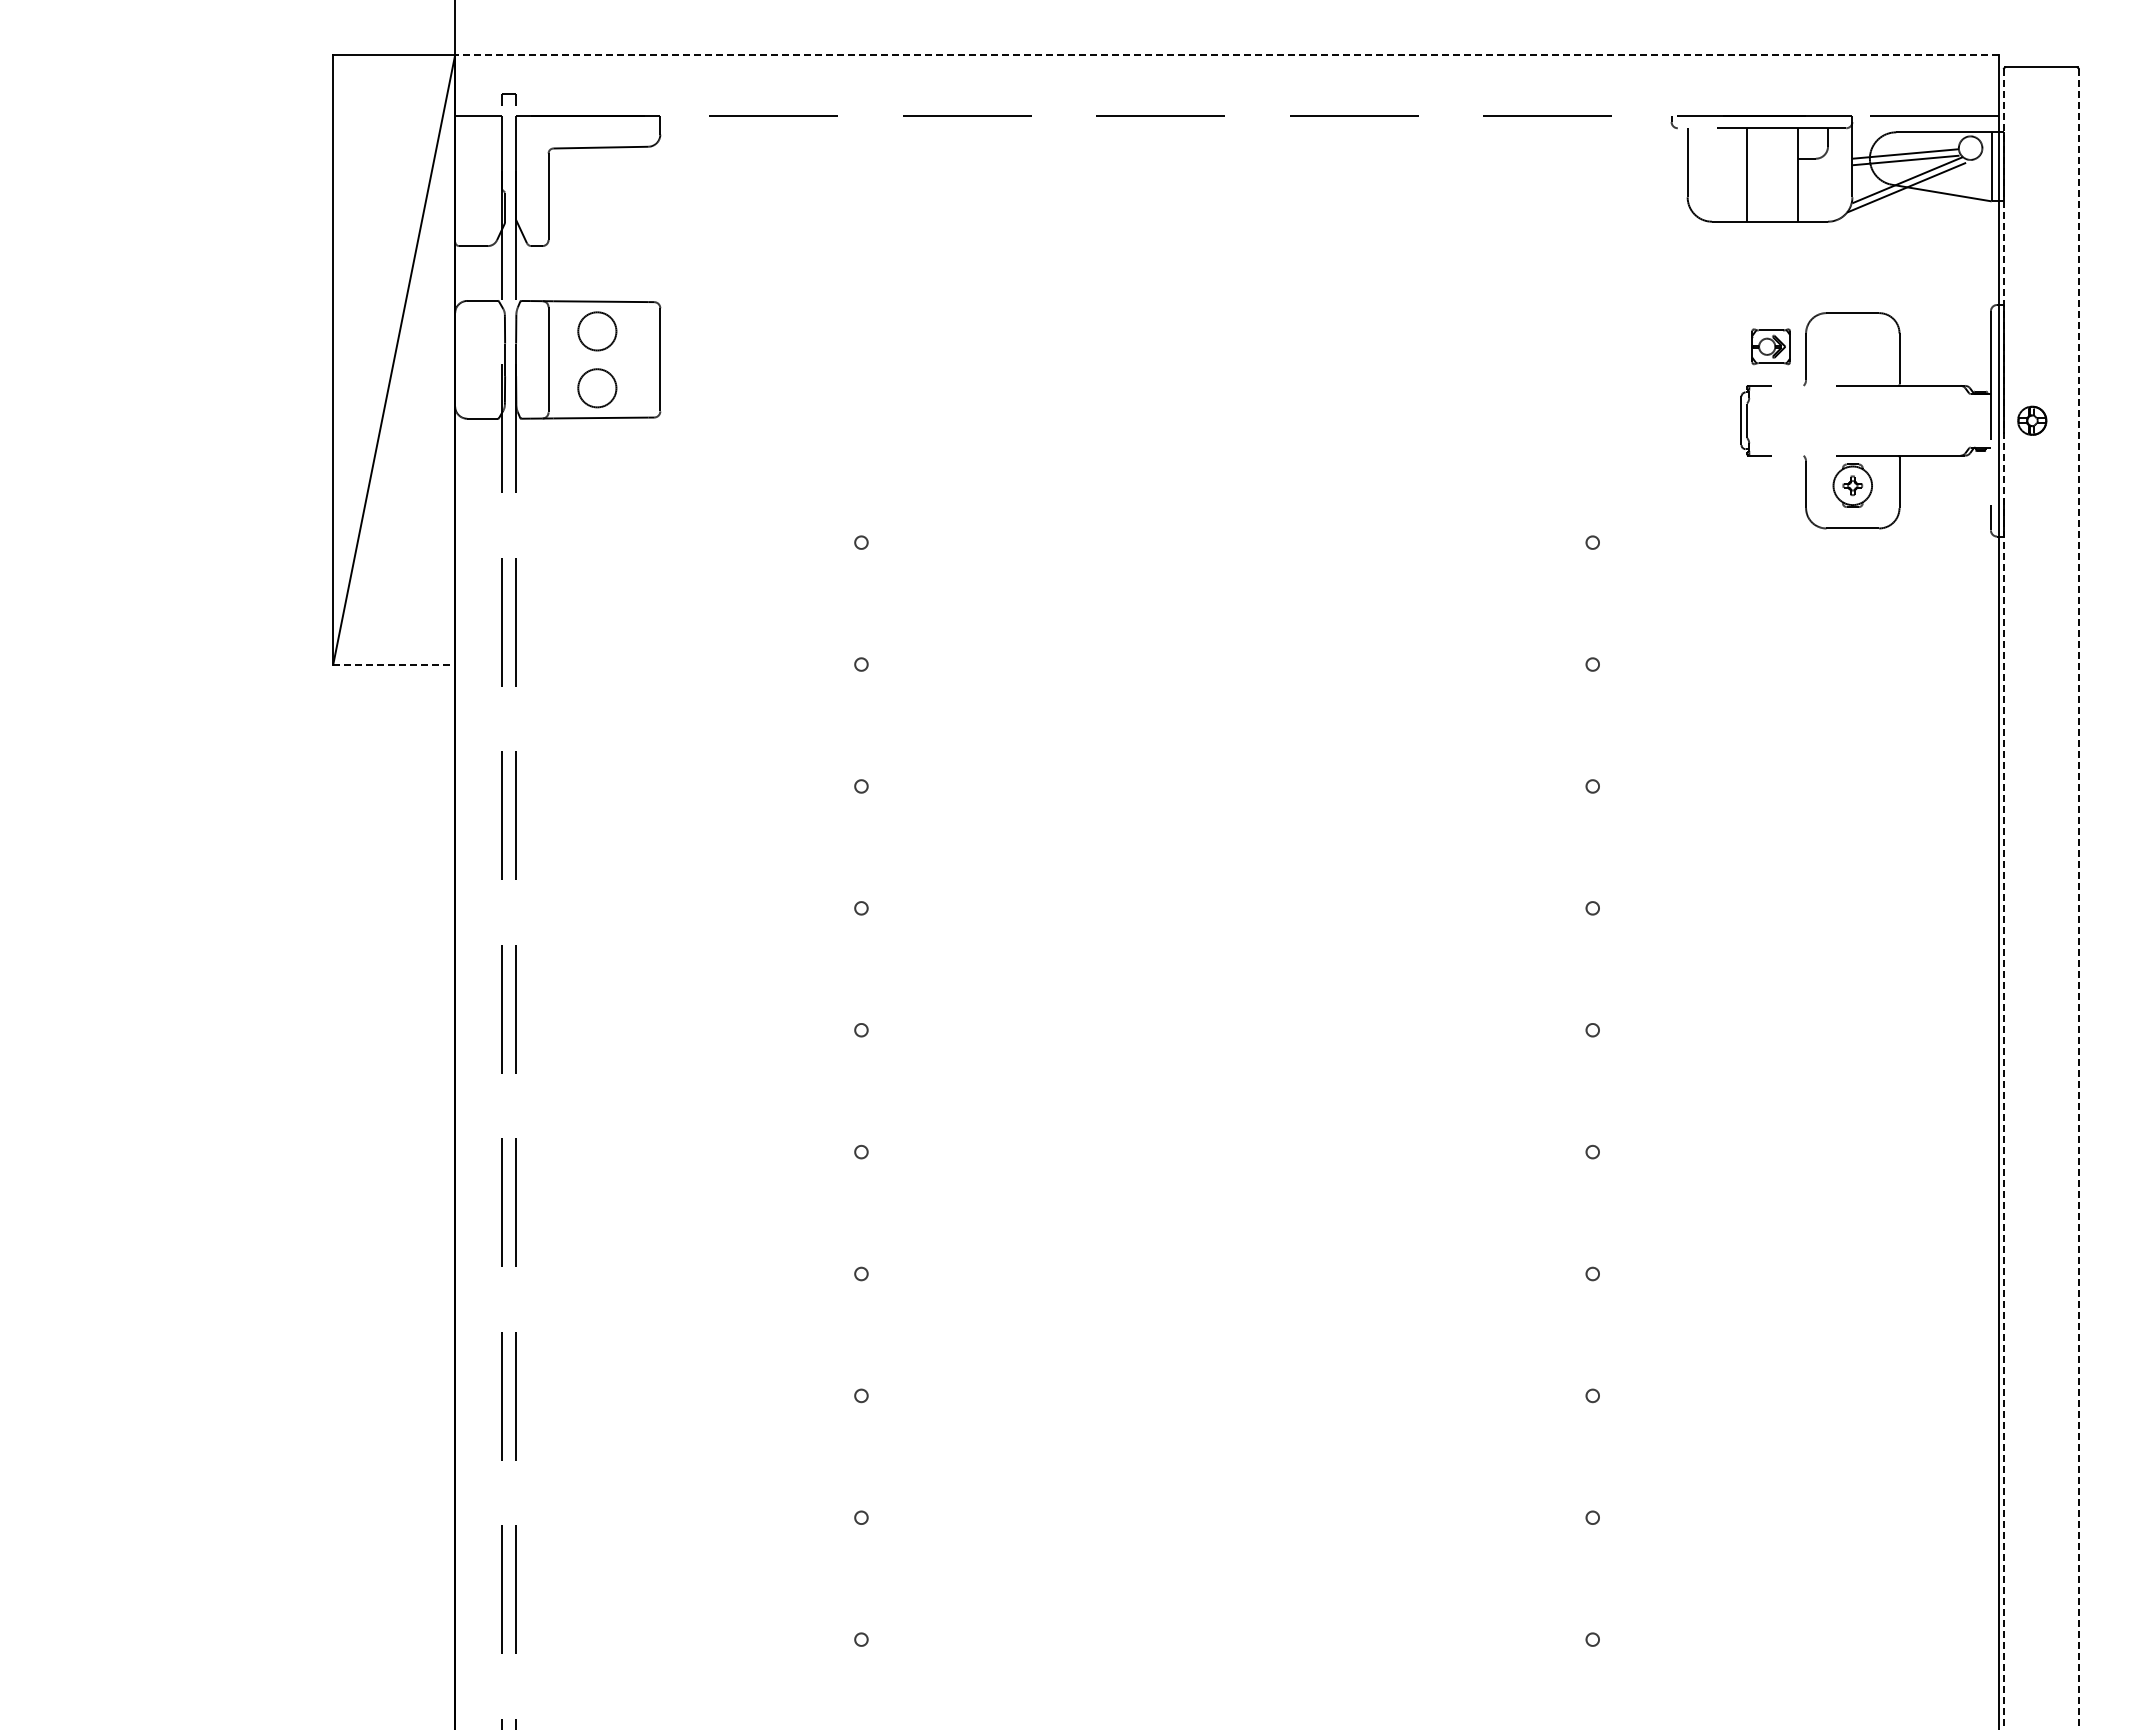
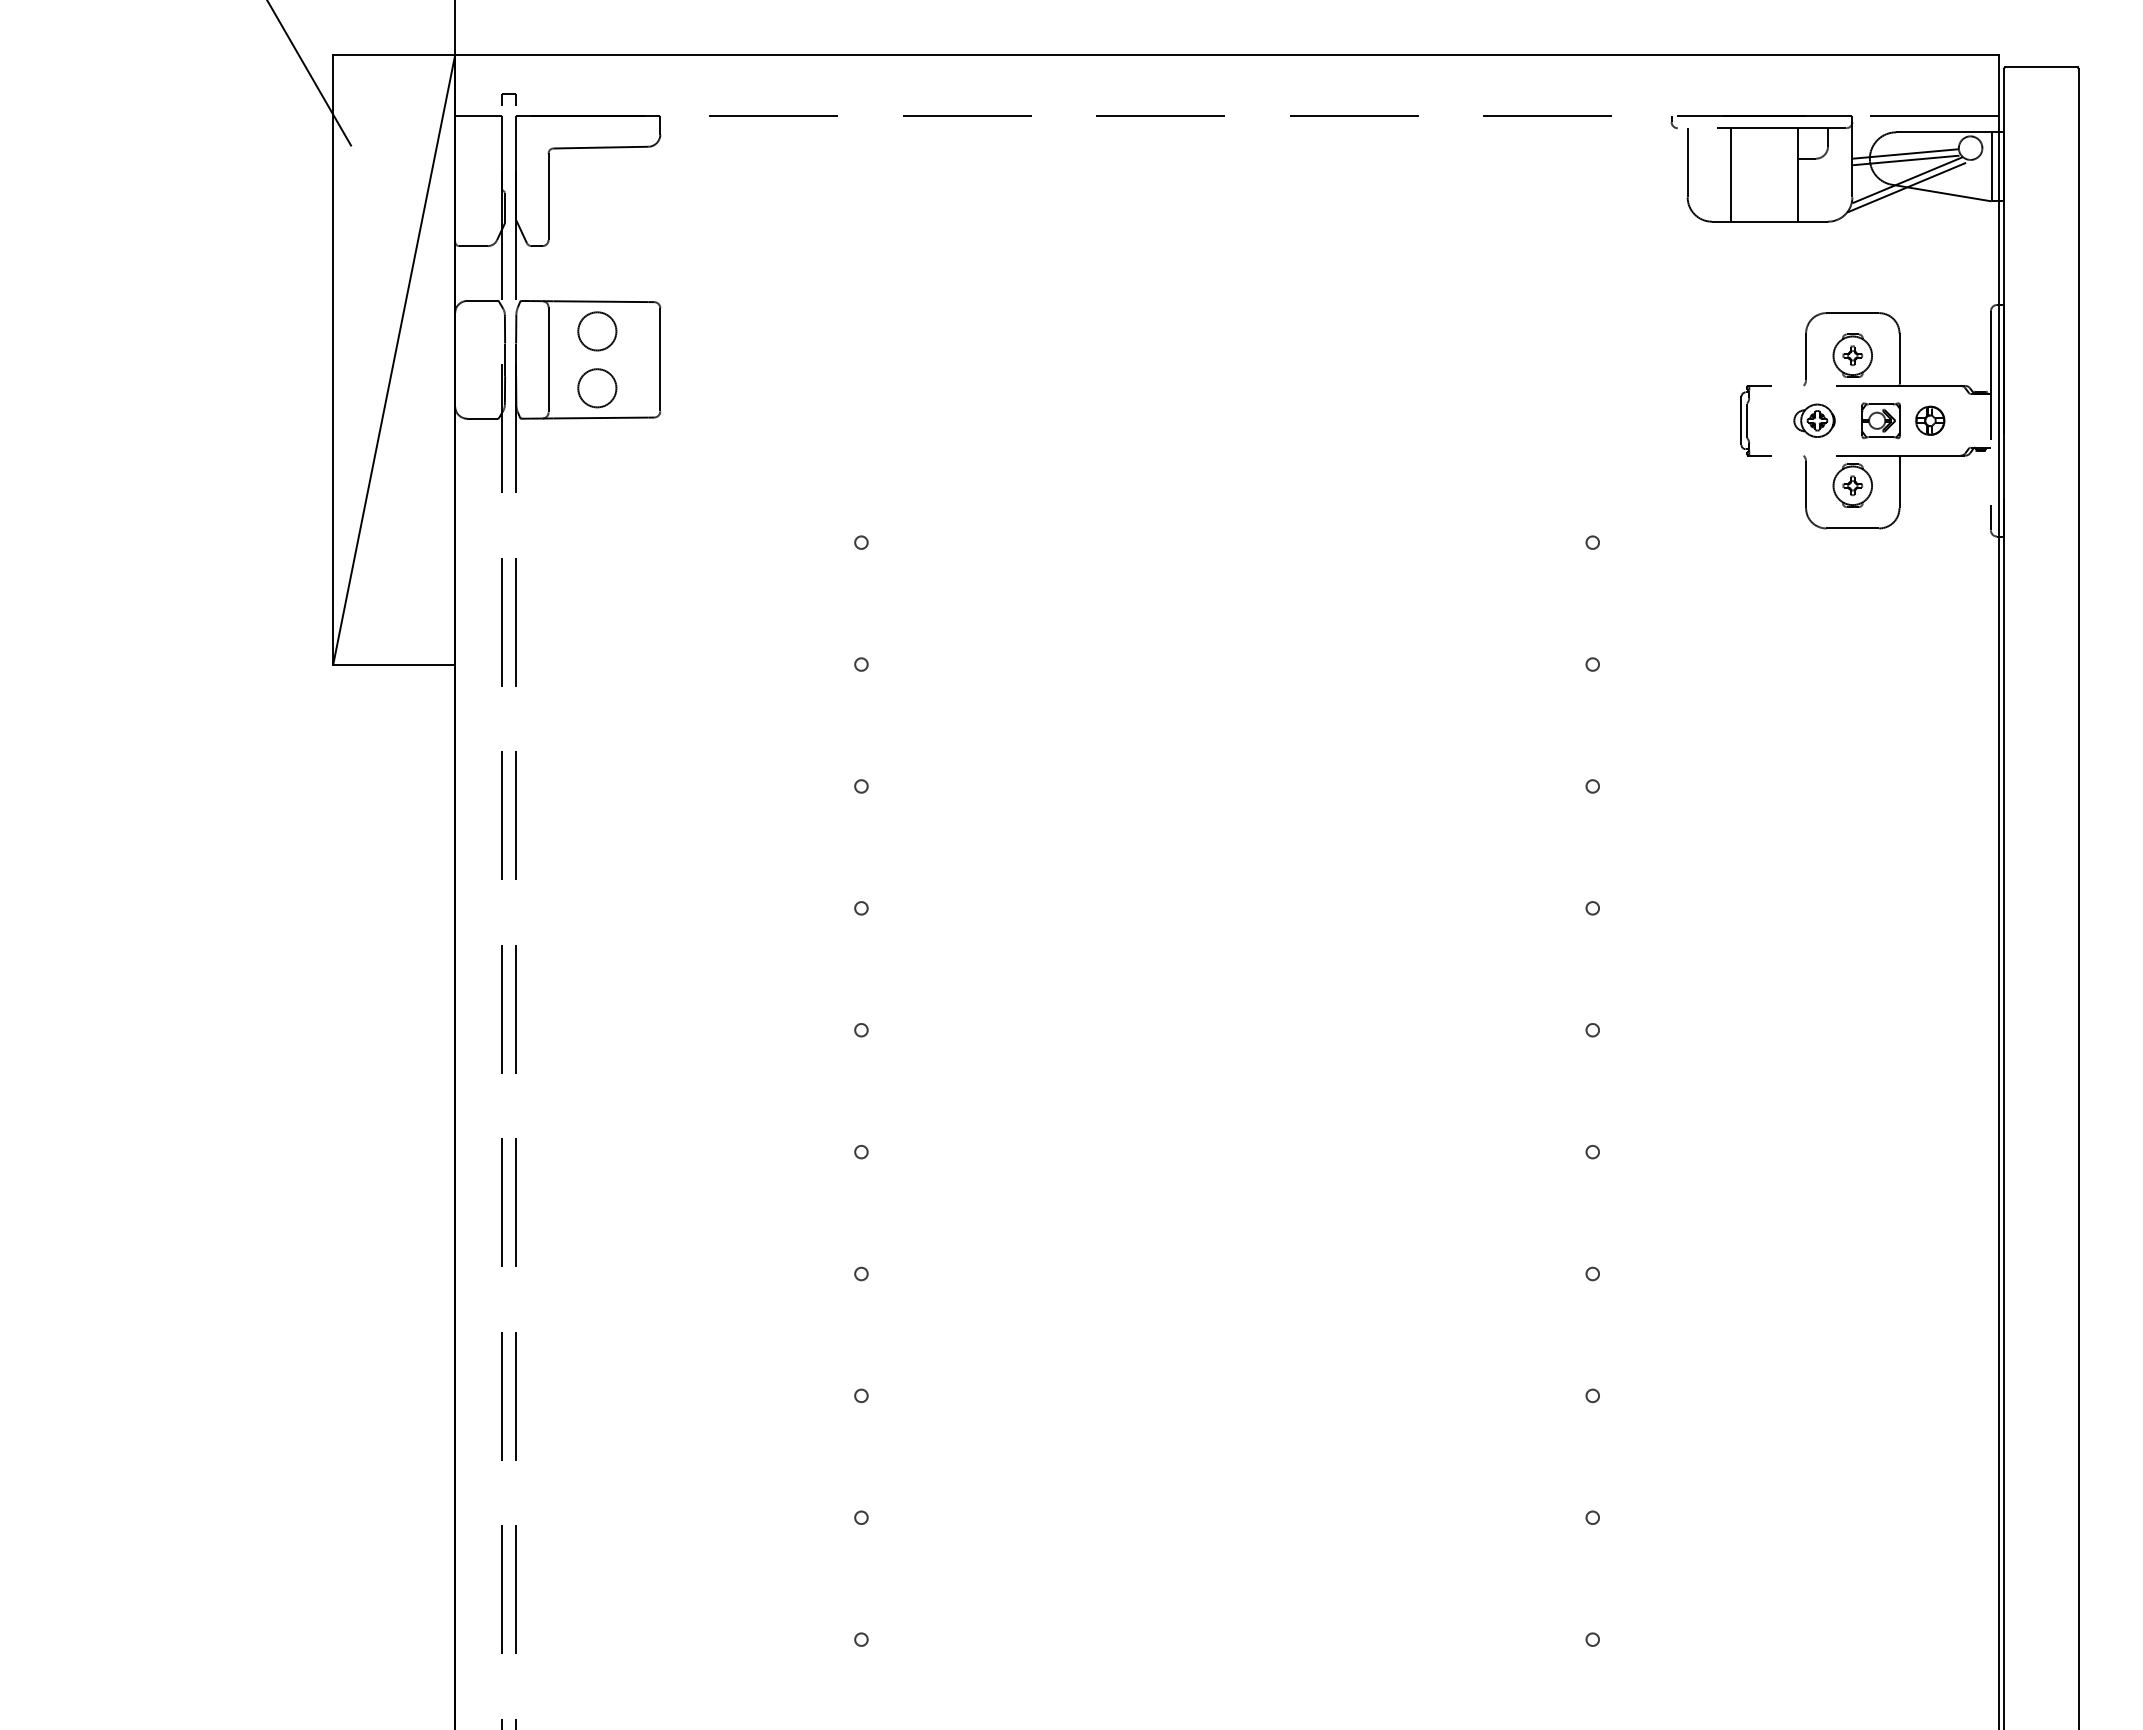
line: dashed -> solid (1227, 55)
line: none -> present (309, 73)
line position: (1746, 174) -> (1730, 174) (1730, 174)
part position: (1770, 346) -> (1880, 420) (1880, 420)
part: none -> present (1852, 355)
part: none -> present (1814, 420)
part position: (2032, 420) -> (1930, 420) (1930, 420)
line: dashed -> solid (394, 664)
line: dashed -> solid (2003, 898)
line: dashed -> solid (2078, 898)
